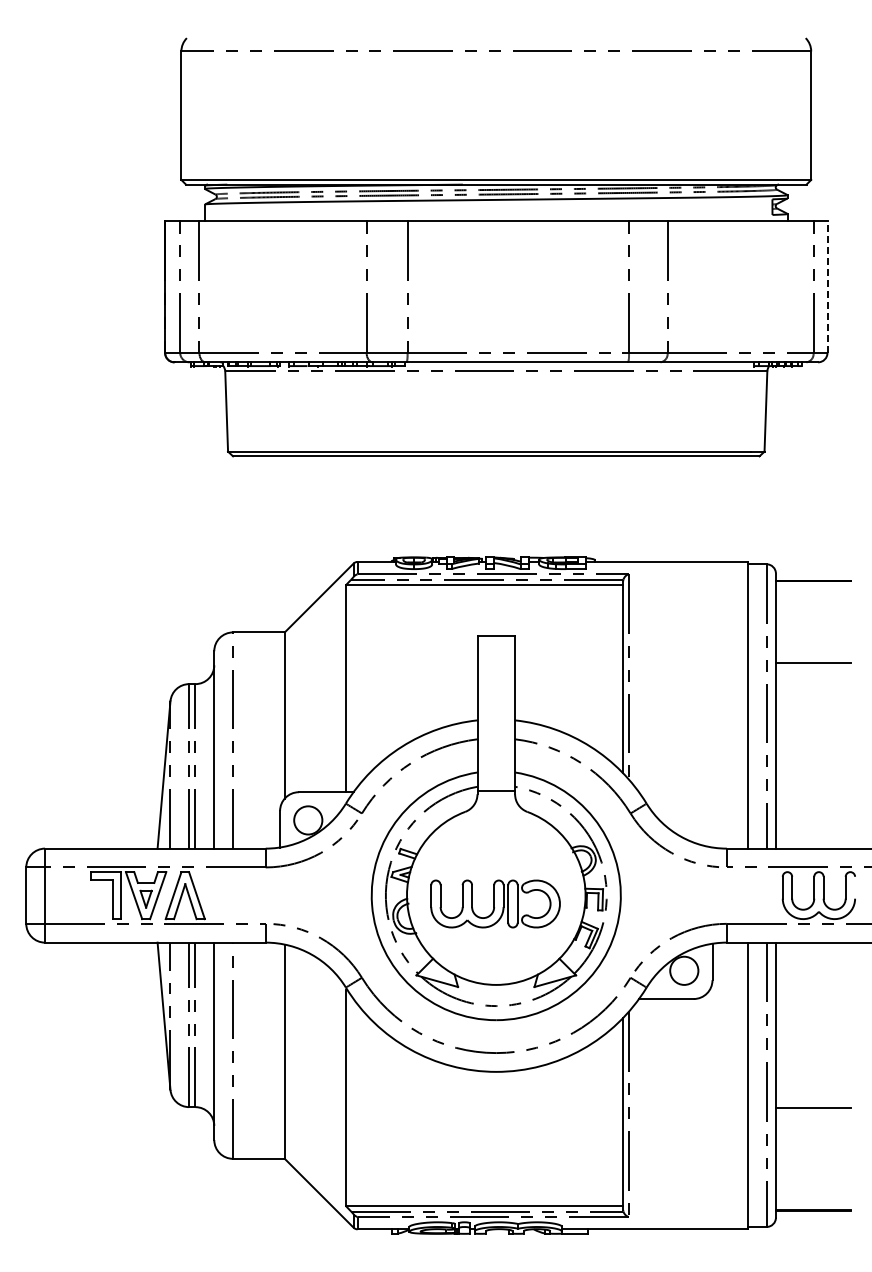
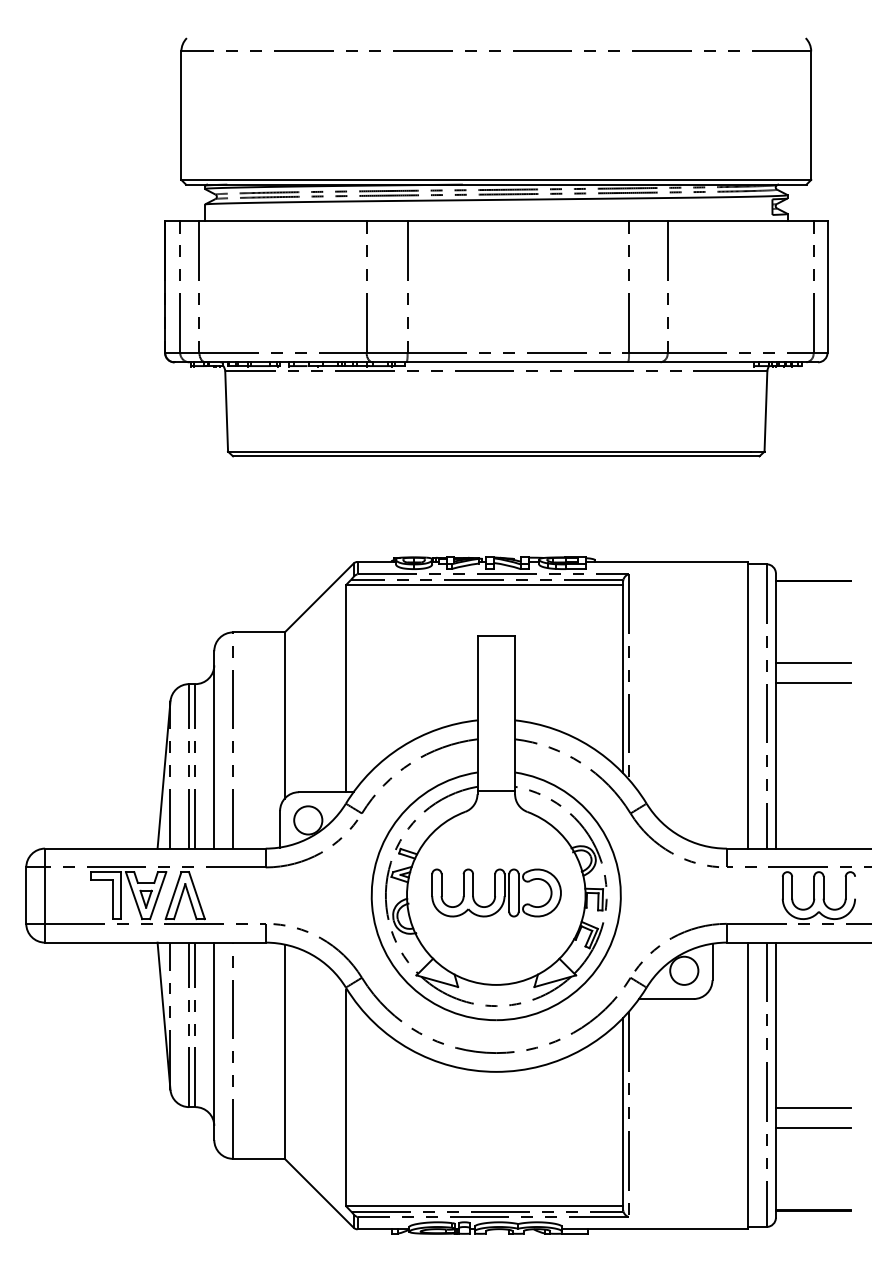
line: dashed -> solid (827, 287)
line: none -> present (812, 683)
part position: (495, 903) -> (496, 892) (496, 892)
line: none -> present (812, 1128)
